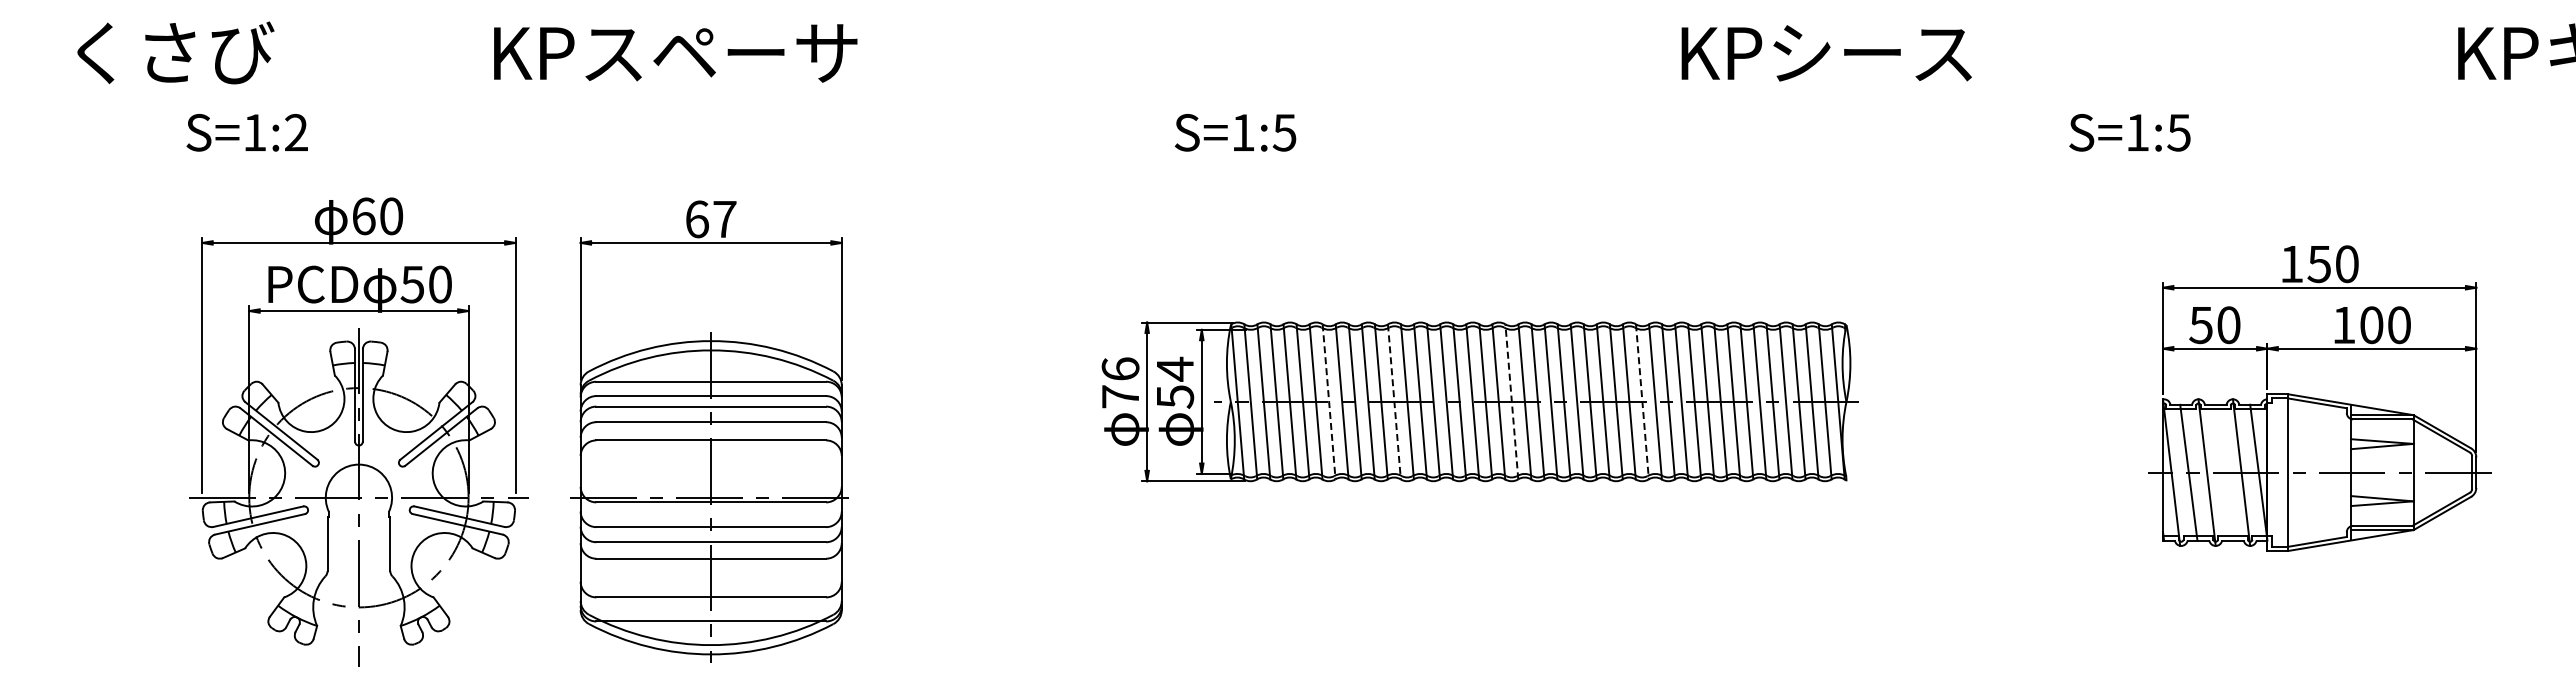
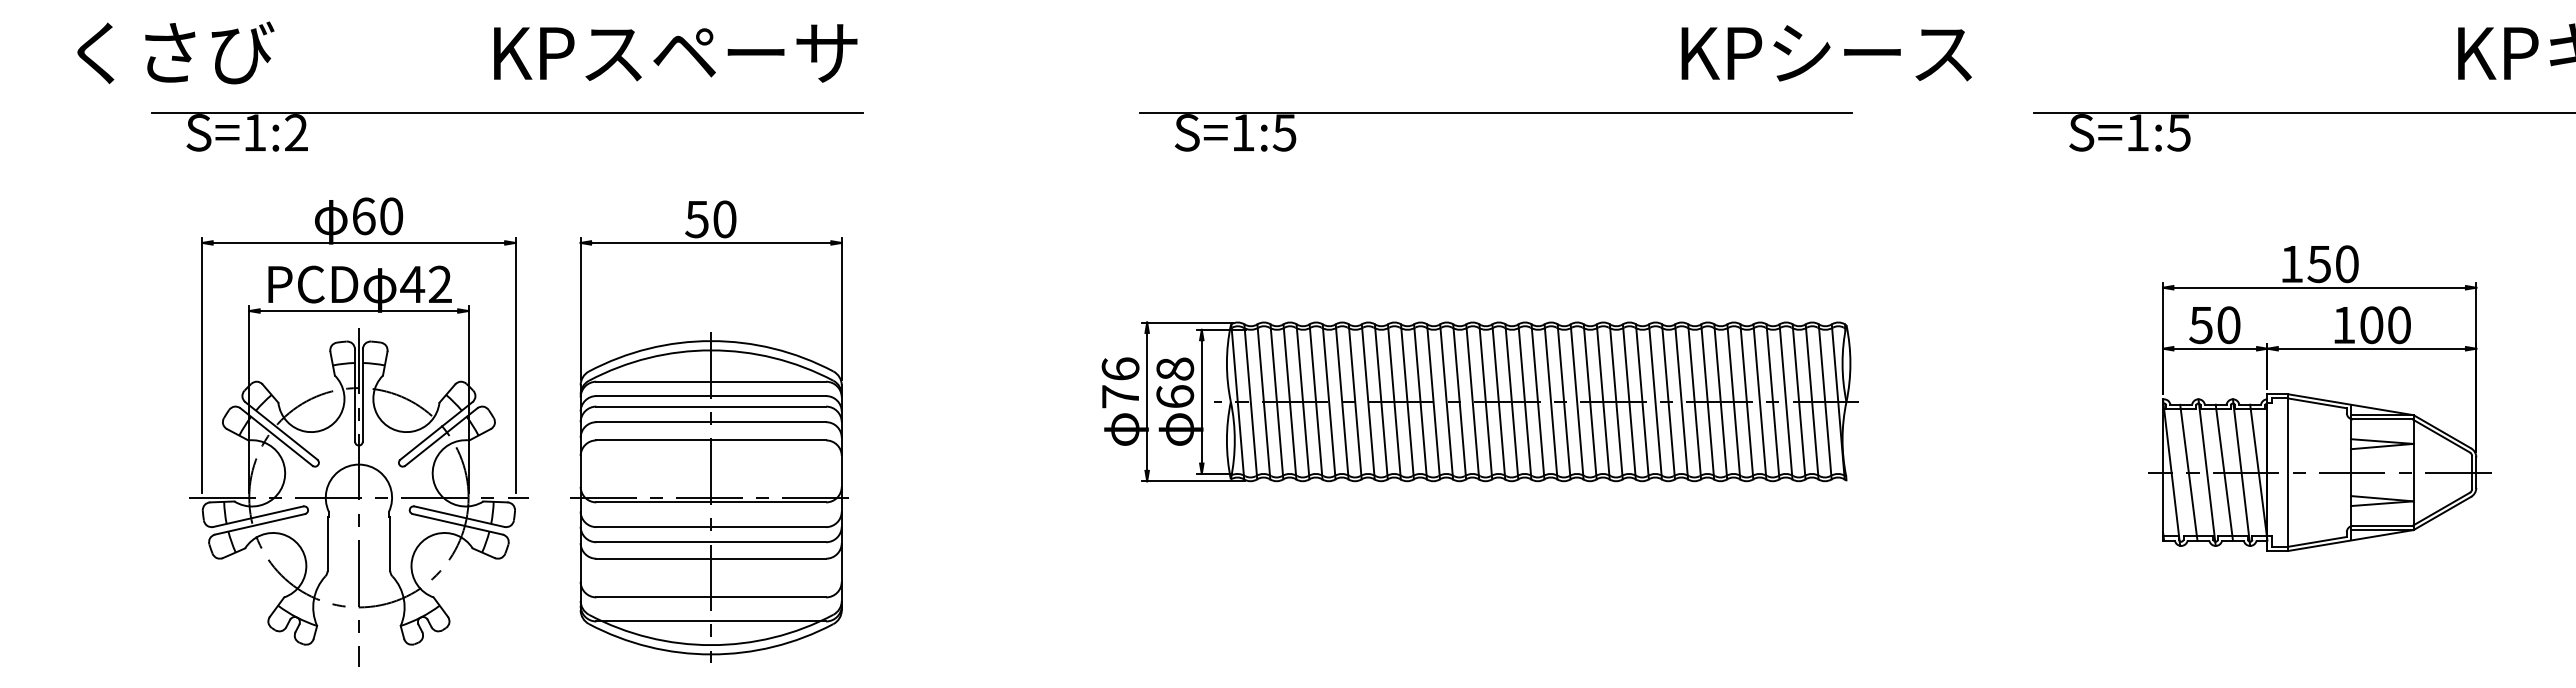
line: none -> present (507, 113)
line: none -> present (1495, 113)
line: none -> present (2303, 113)
text: 67 -> 50 (710, 219)
text: 50 -> 42 (425, 284)
text: 54 -> 68 (1175, 382)
line: dashed -> solid (1329, 401)
line: dashed -> solid (1394, 401)
line: dashed -> solid (1511, 401)
line: dashed -> solid (1642, 401)
line: none -> present (2223, 472)
